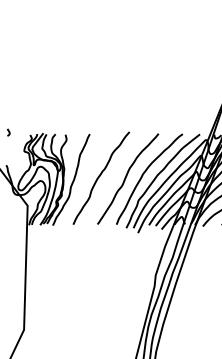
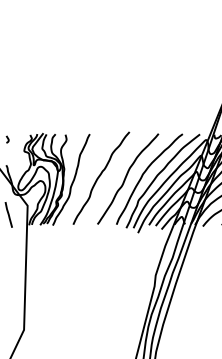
curve position: (8, 132) -> (7, 139) (7, 139)
line: none -> present (8, 214)
